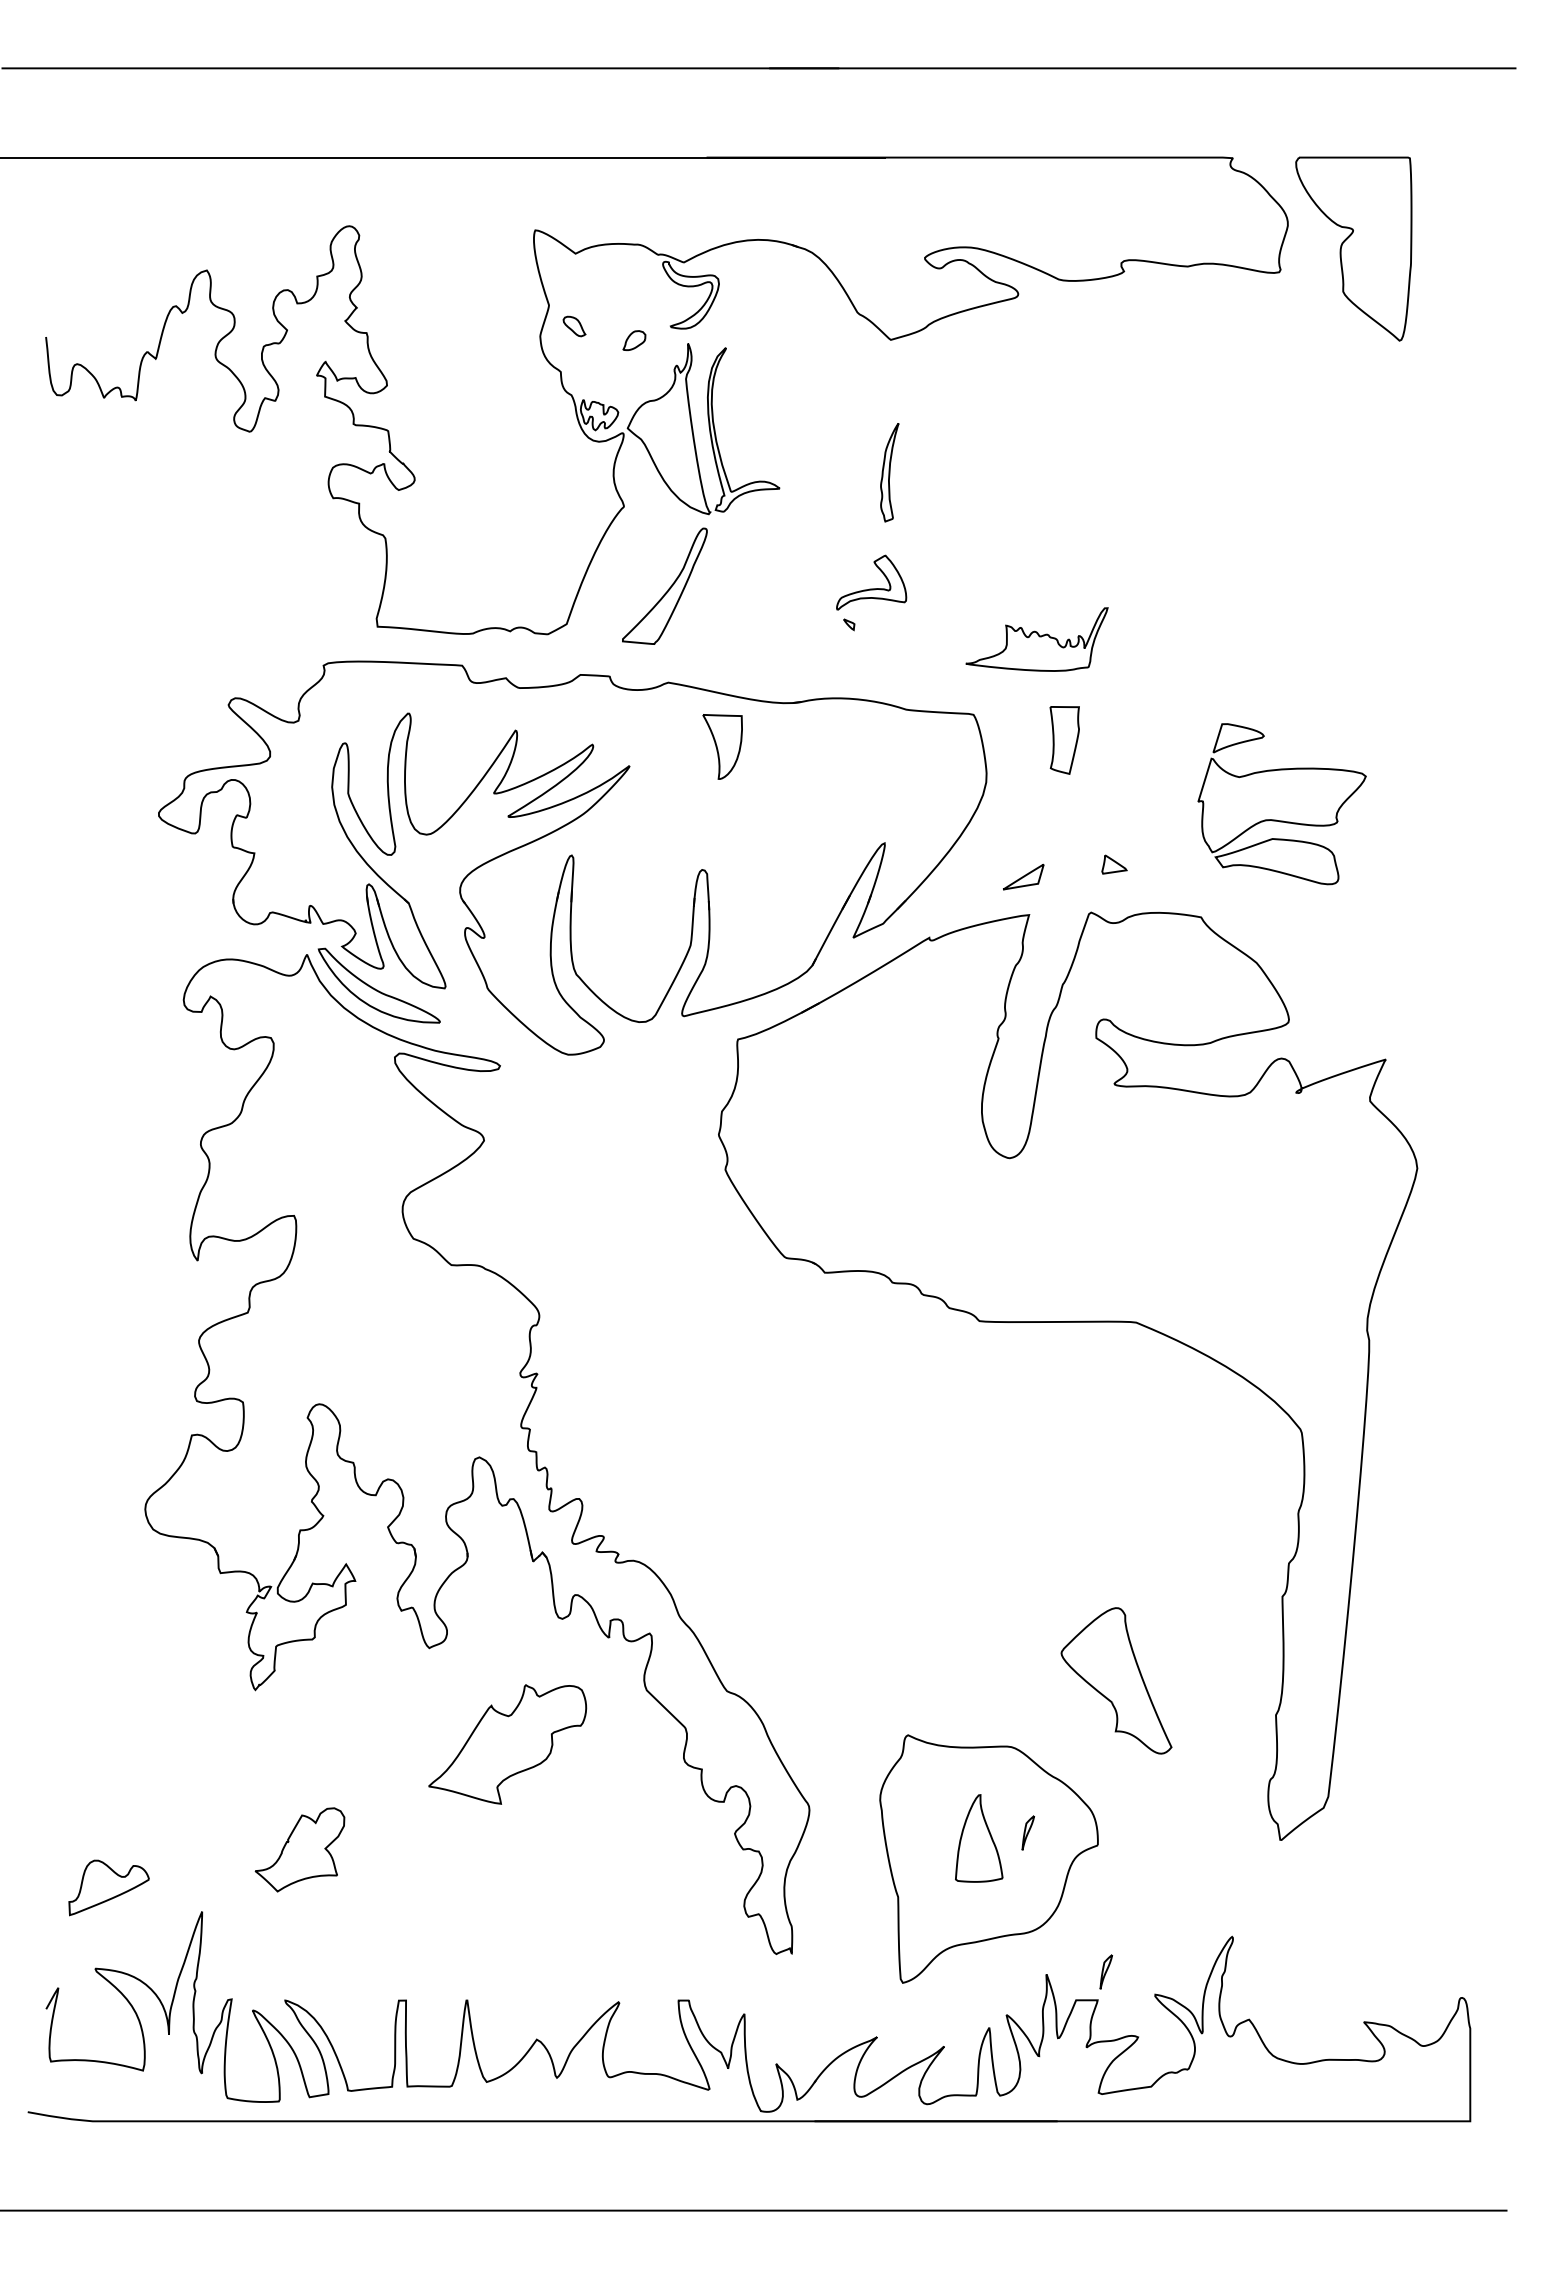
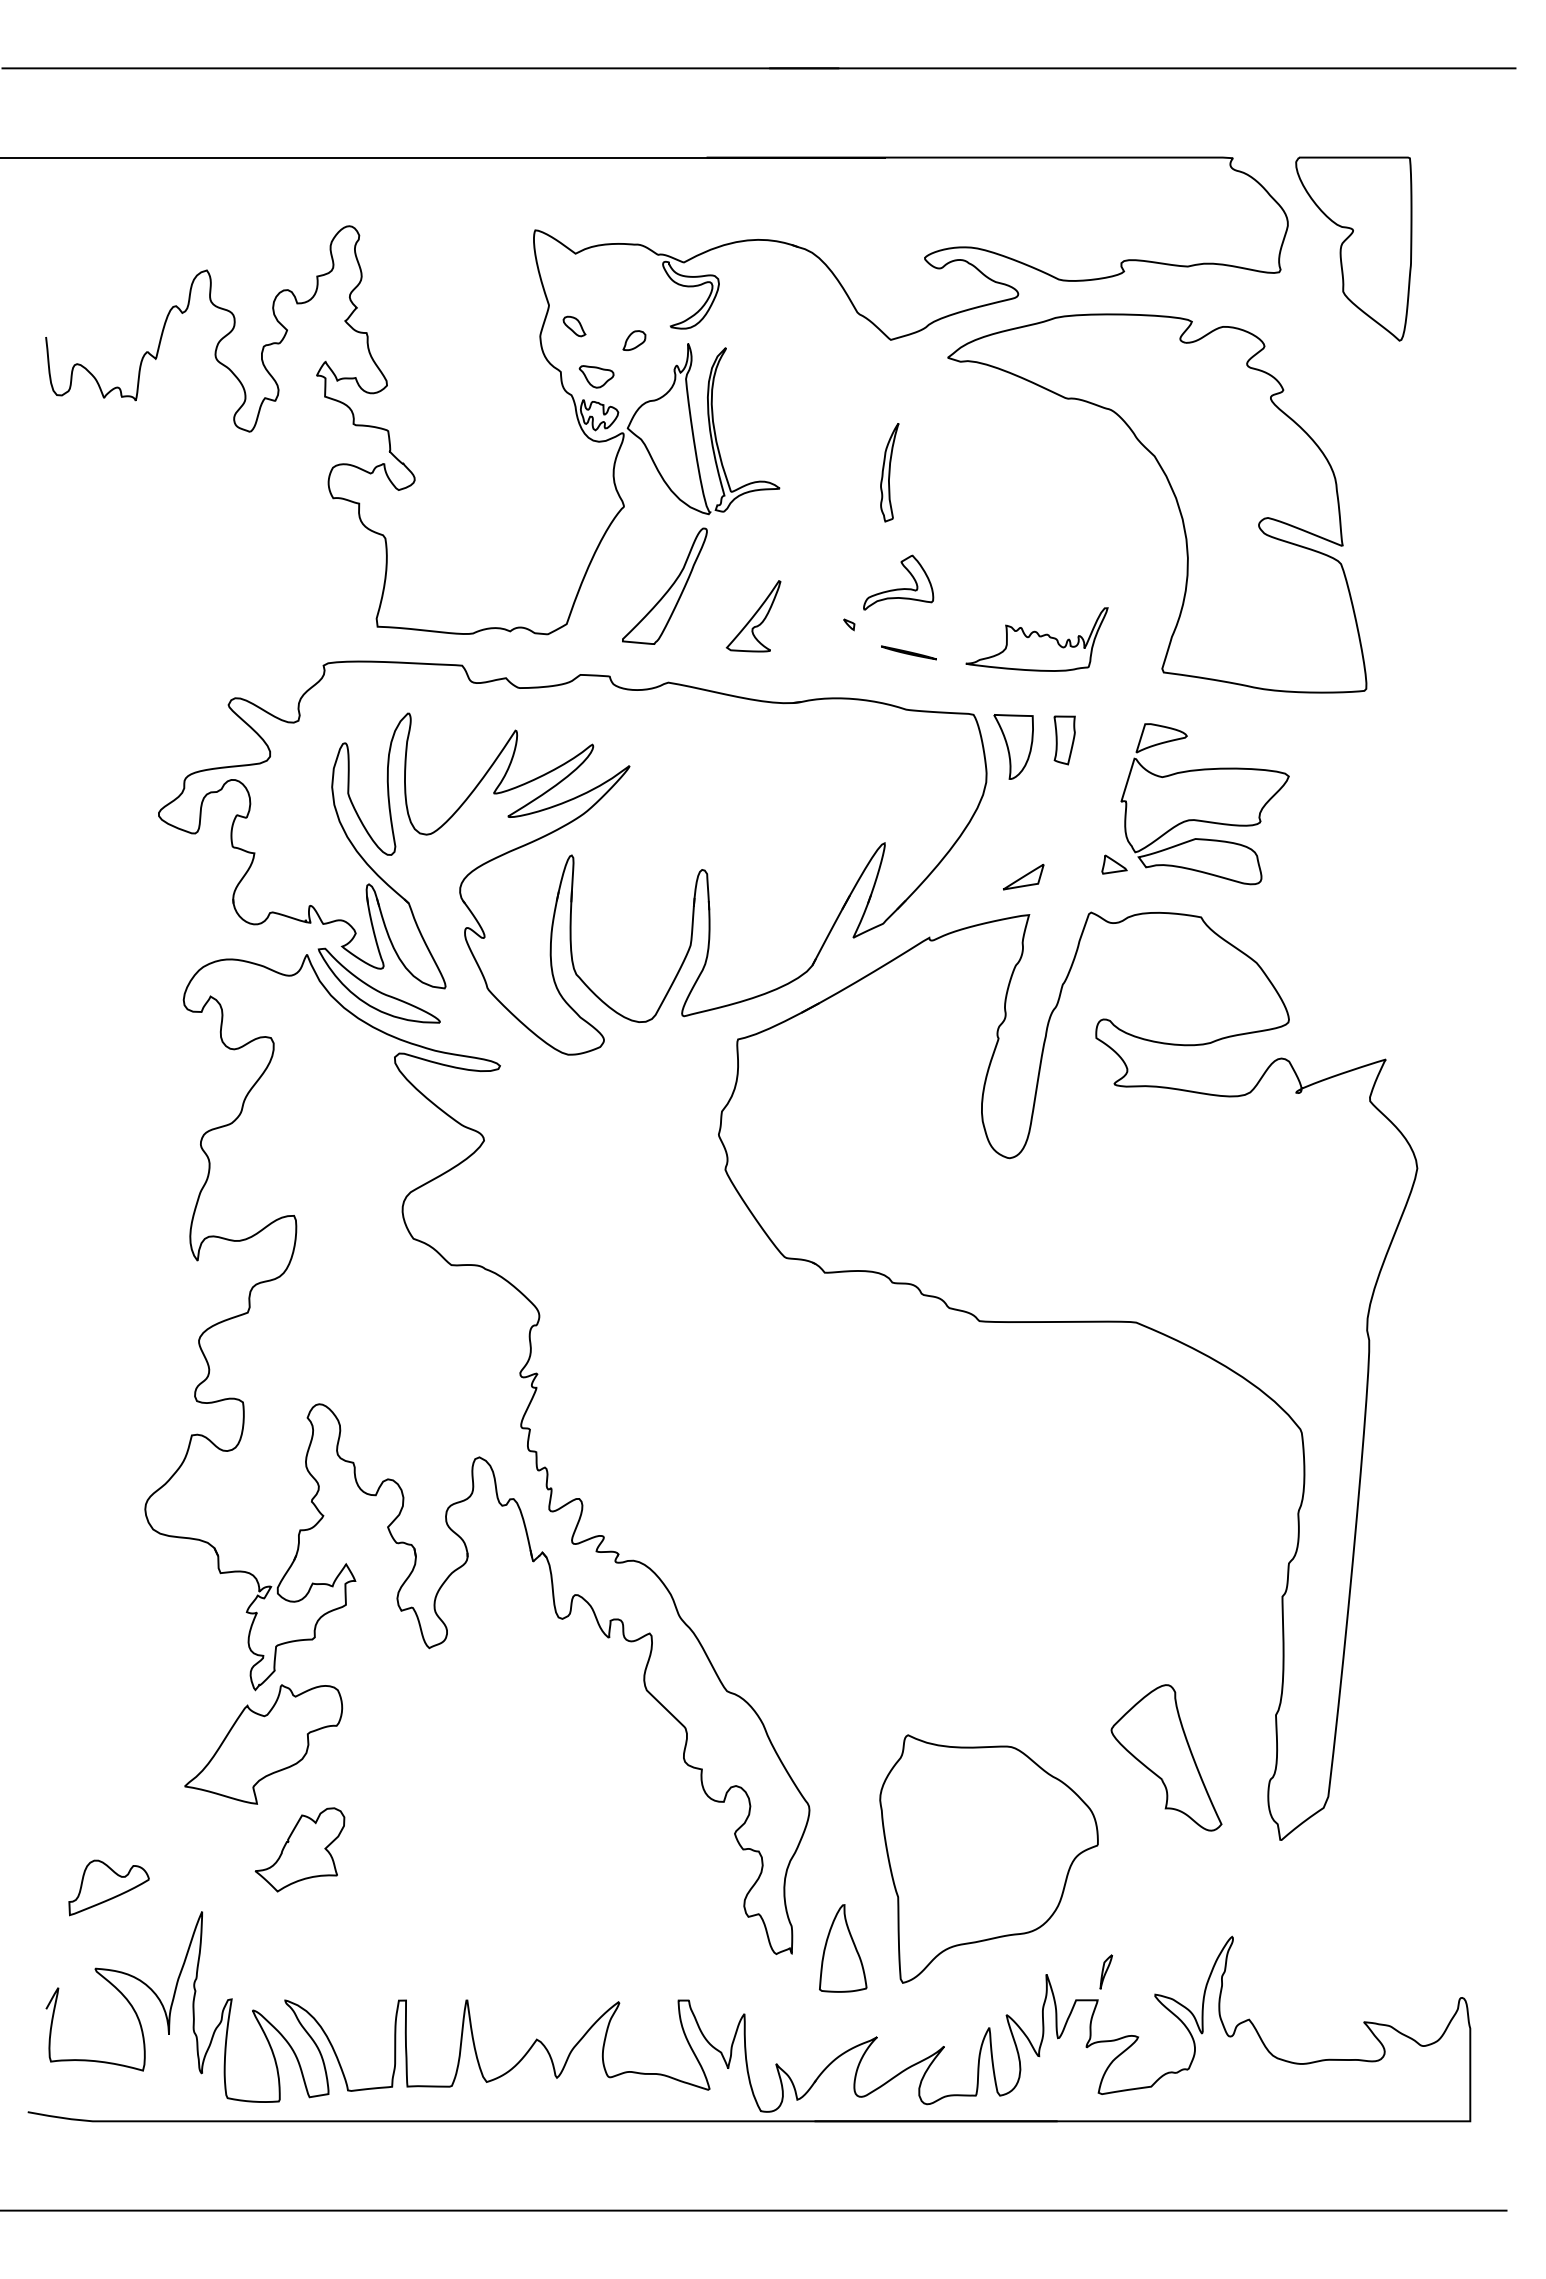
part: none -> present (596, 376)
part: none -> present (1173, 495)
part position: (871, 582) -> (898, 582) (898, 582)
part: none -> present (753, 616)
line: none -> present (908, 652)
part size: 31x69 px -> 23x51 px (1064, 740)
part position: (722, 746) -> (1013, 746) (1013, 746)
part position: (1281, 804) -> (1204, 804) (1204, 804)
part position: (1116, 1680) -> (1166, 1757) (1166, 1757)
part position: (507, 1744) -> (263, 1744) (263, 1744)
part: present -> none (1027, 1832)
part position: (979, 1838) -> (843, 1948) (843, 1948)
